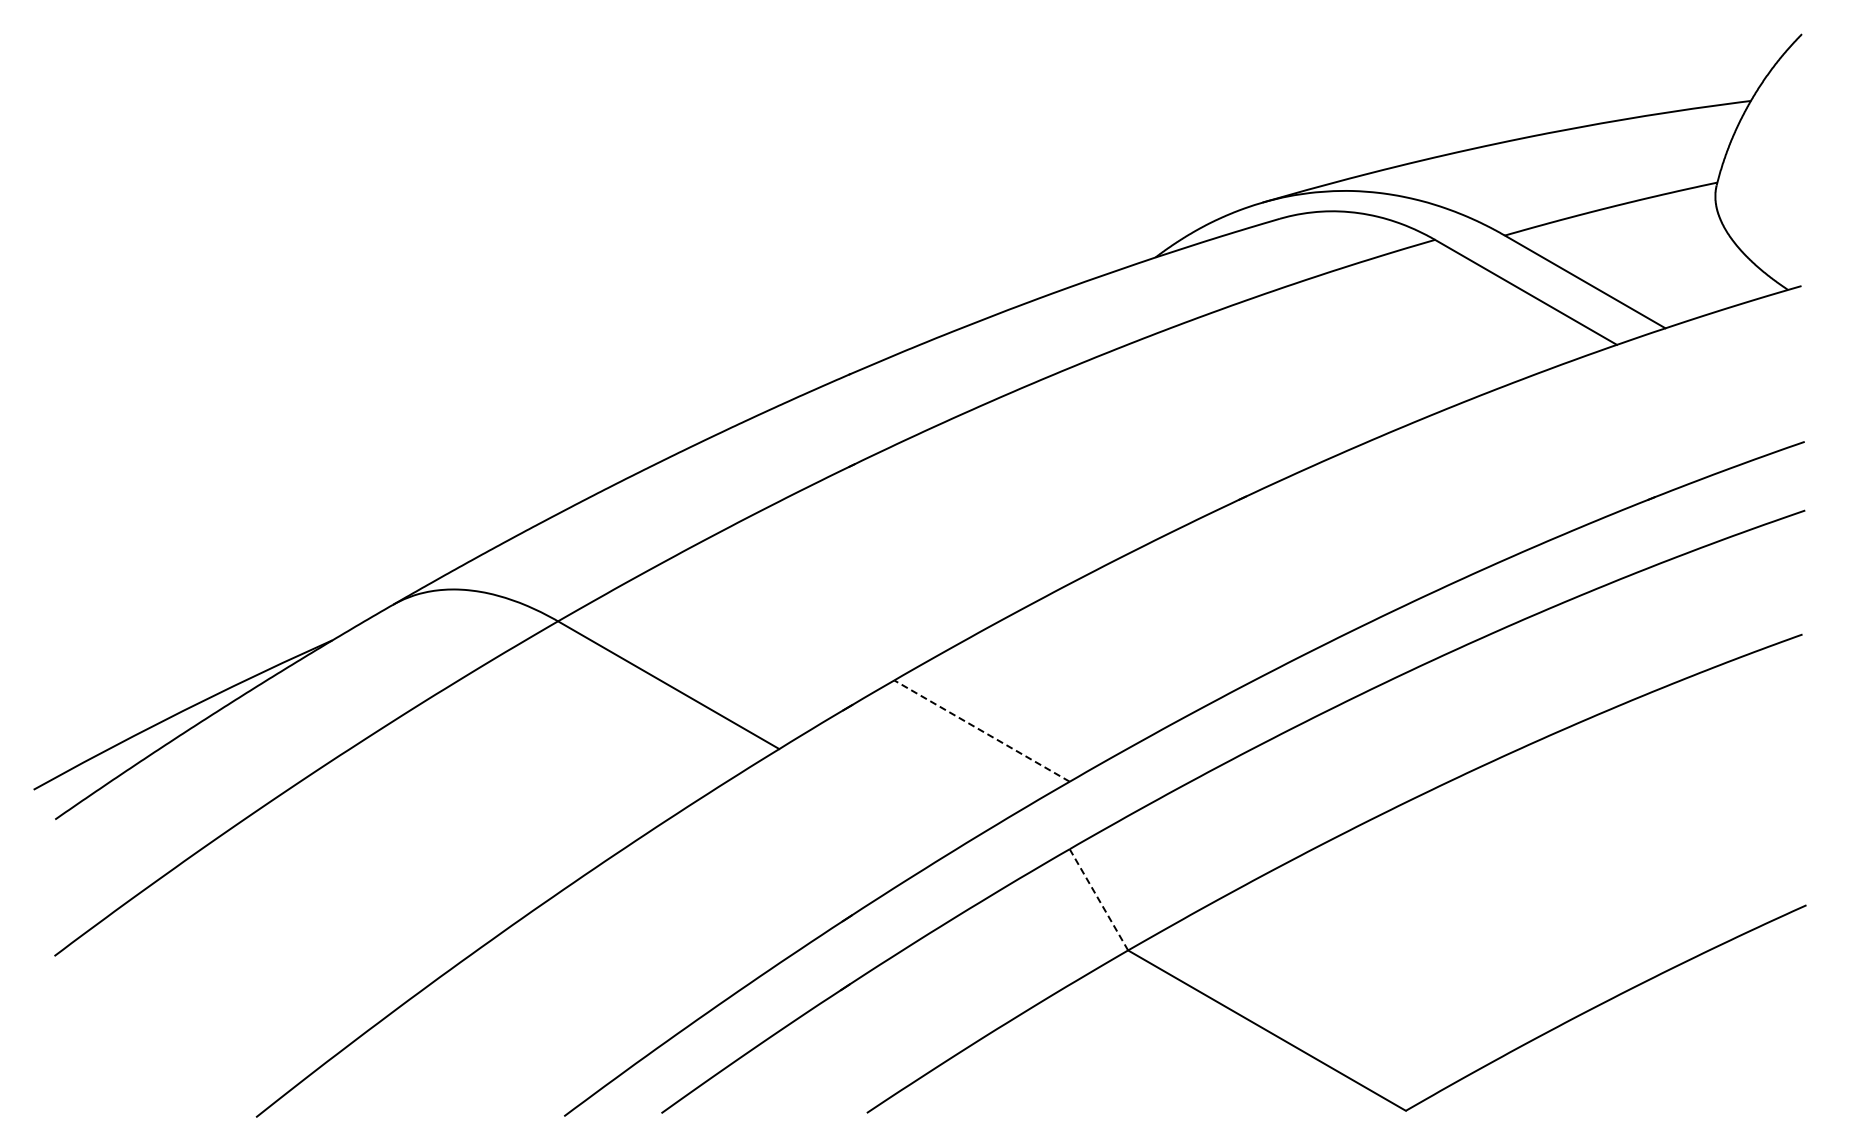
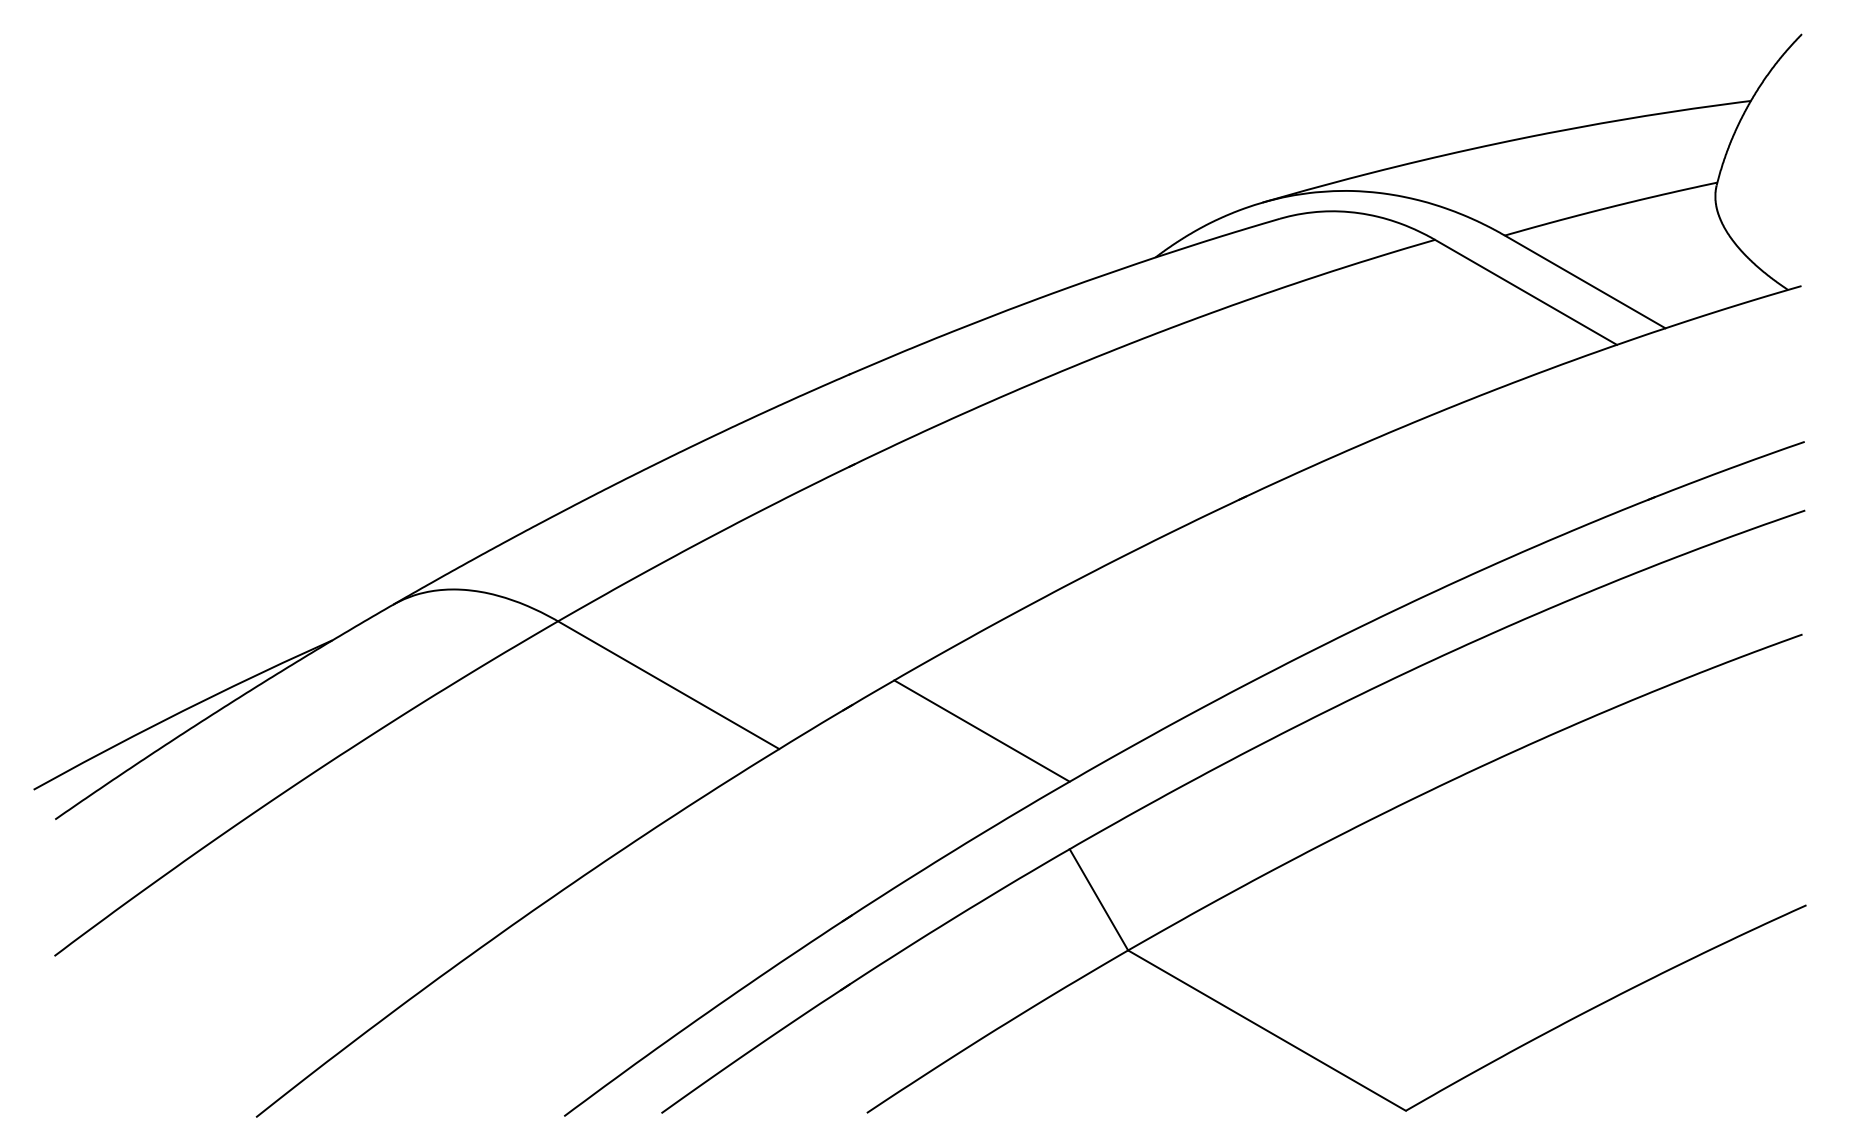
line: dashed -> solid (981, 730)
line: dashed -> solid (1099, 900)
